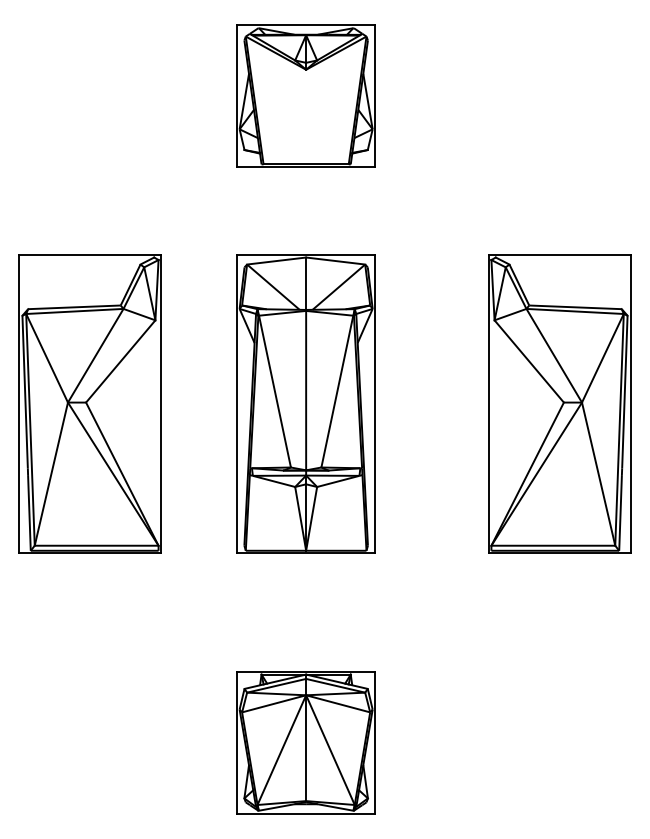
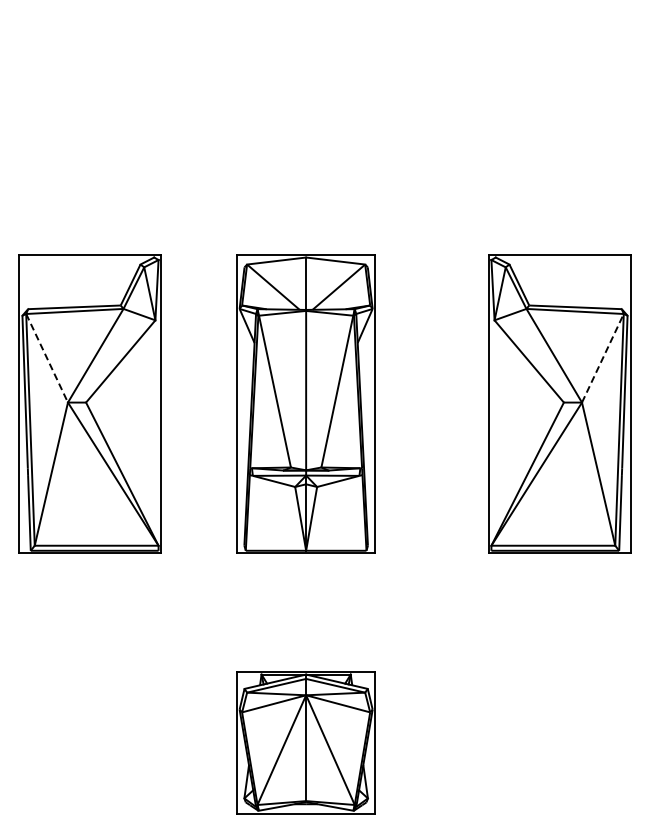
part: present -> none (305, 95)
line: solid -> dashed (47, 358)
line: solid -> dashed (602, 358)
